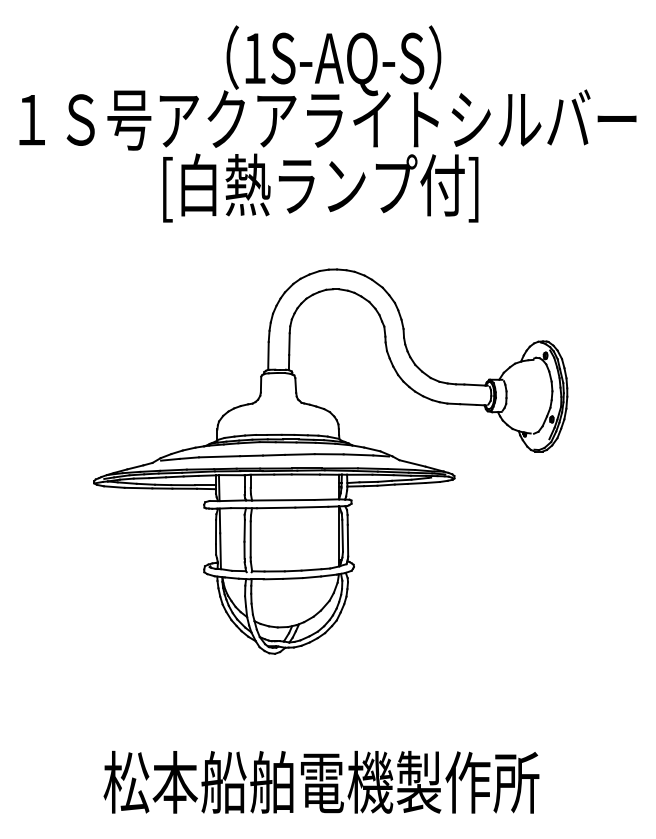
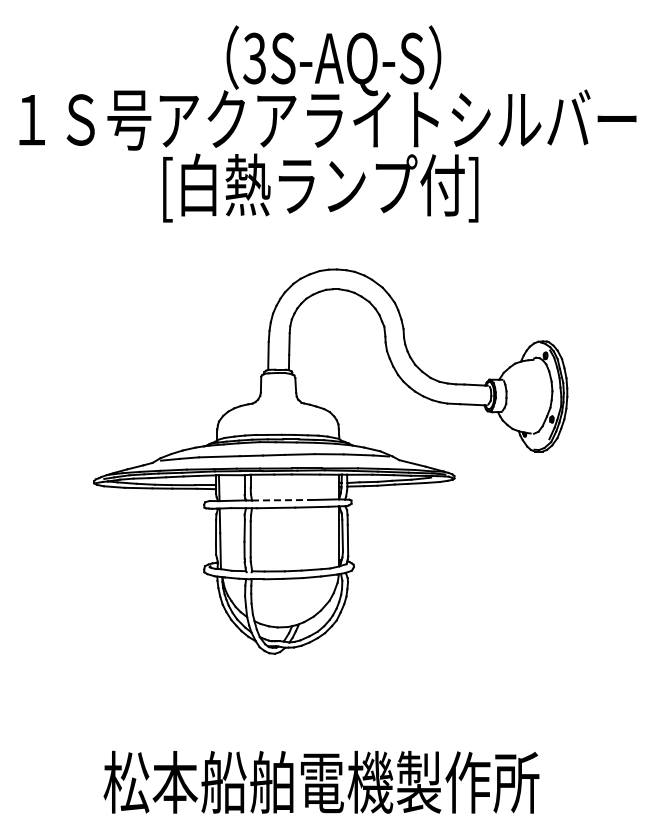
text: 1S-AQ-S -> 3S-AQ-S (254, 58)
line: solid -> dashed (283, 500)
